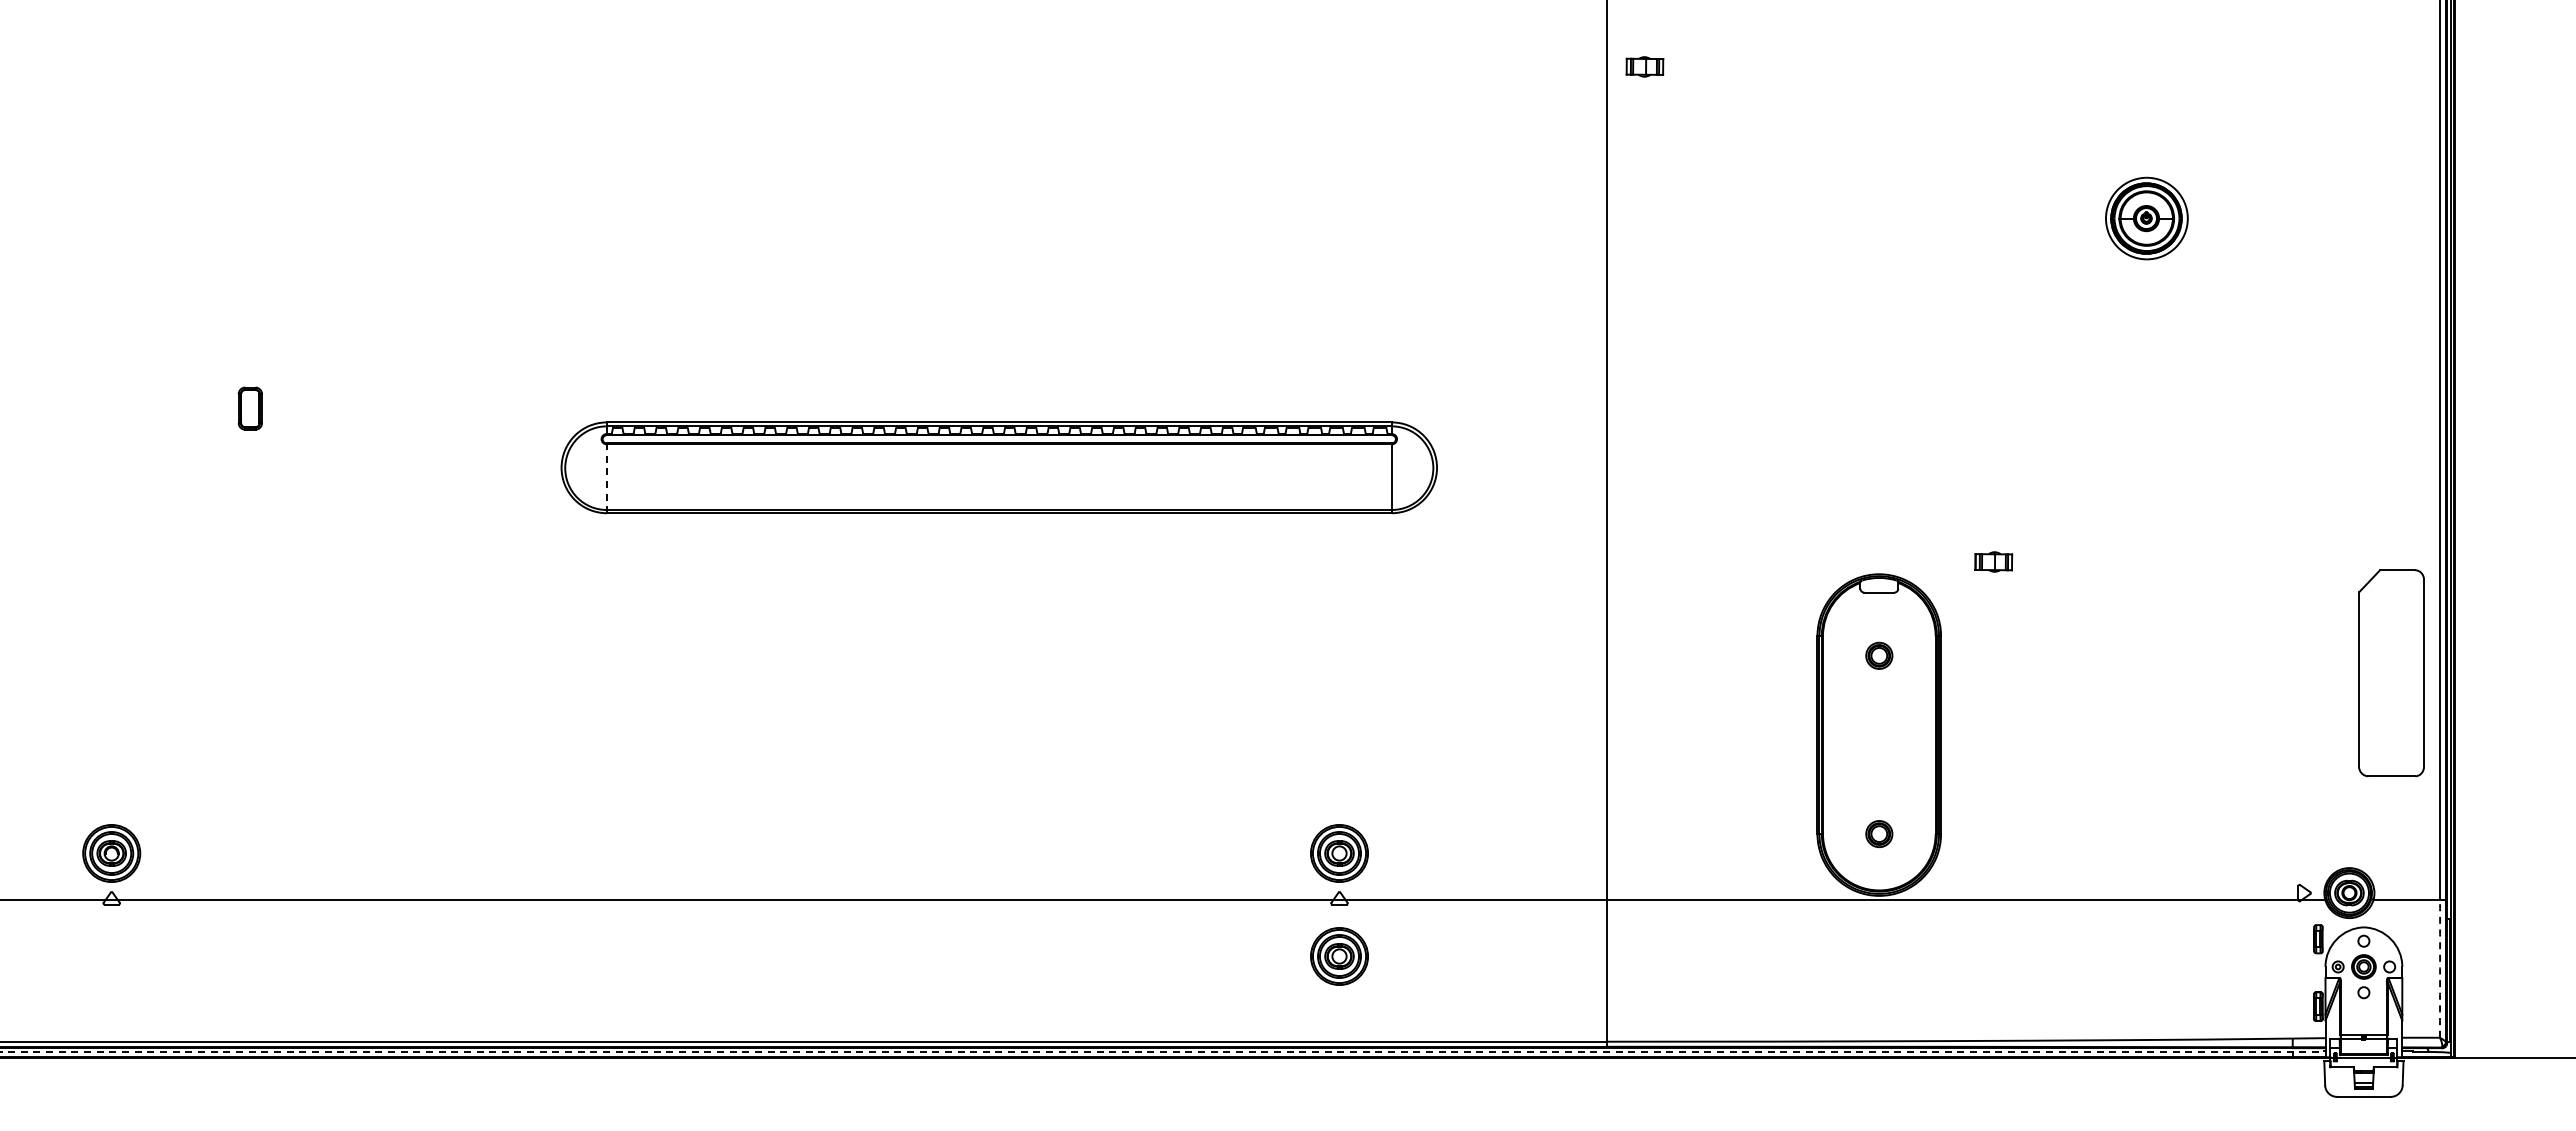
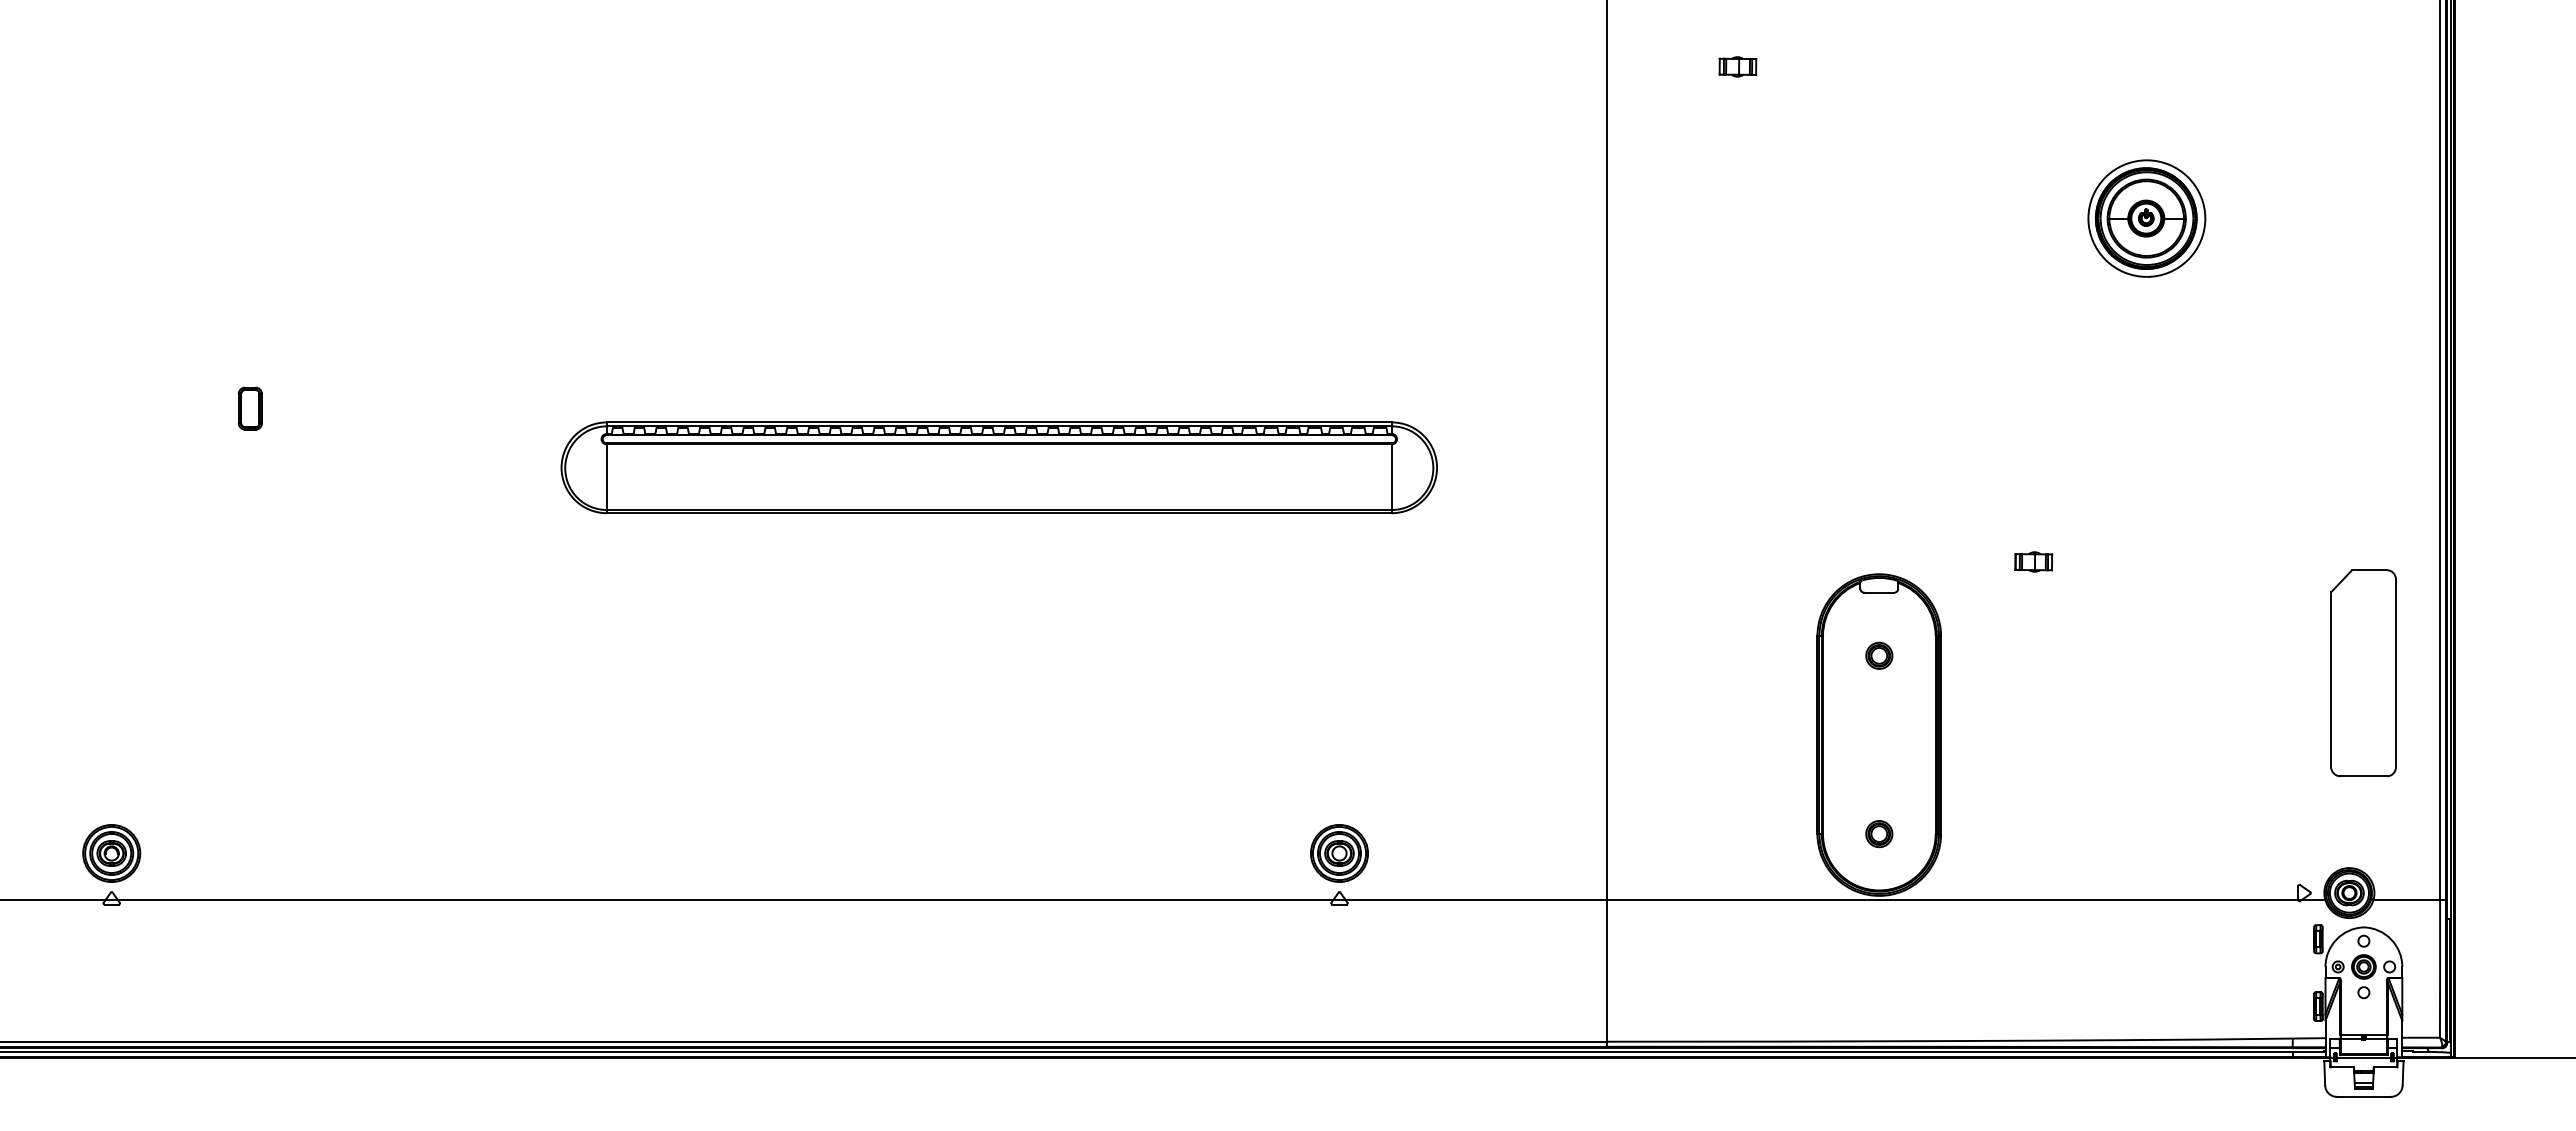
part position: (1644, 66) -> (1737, 66) (1737, 66)
part size: 84x85 px -> 120x119 px (2146, 218)
line: dashed -> solid (606, 478)
part position: (1993, 561) -> (2033, 561) (2033, 561)
part position: (2391, 673) -> (2363, 673) (2363, 673)
part: present -> none (1339, 956)
arc: dashed -> solid (2440, 968)
line: dashed -> solid (1162, 1052)
